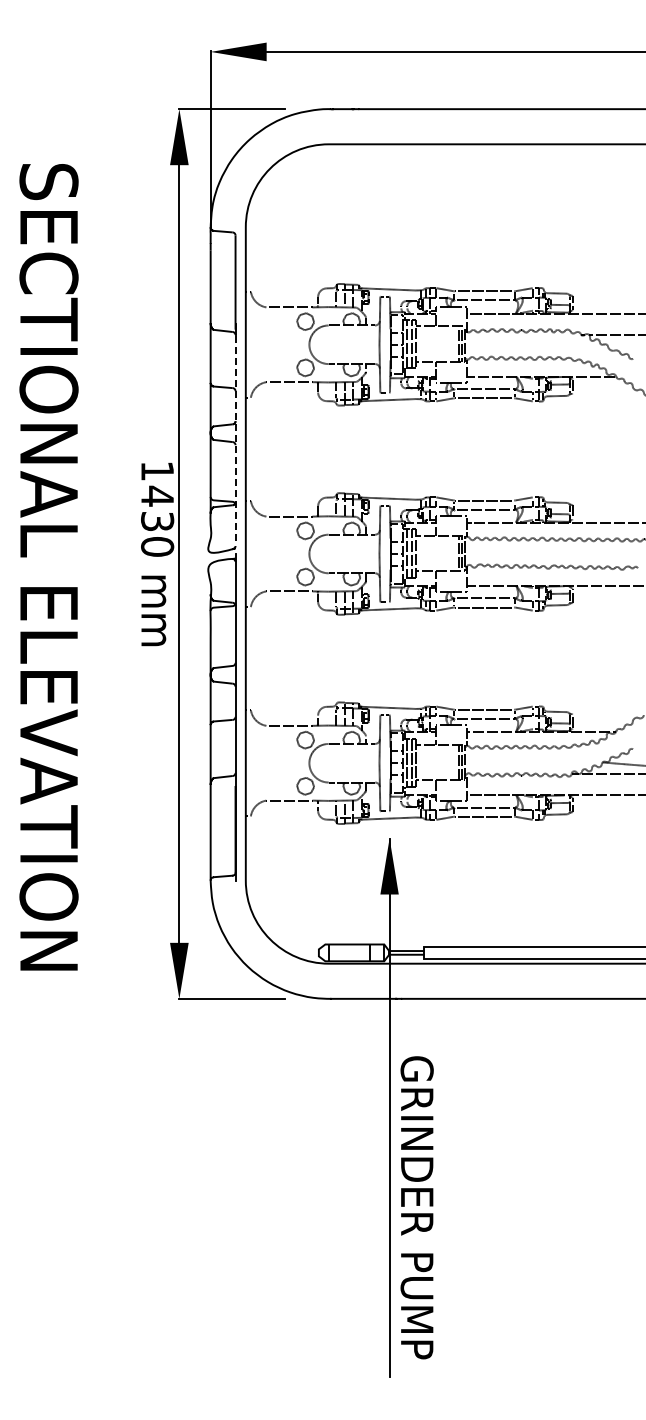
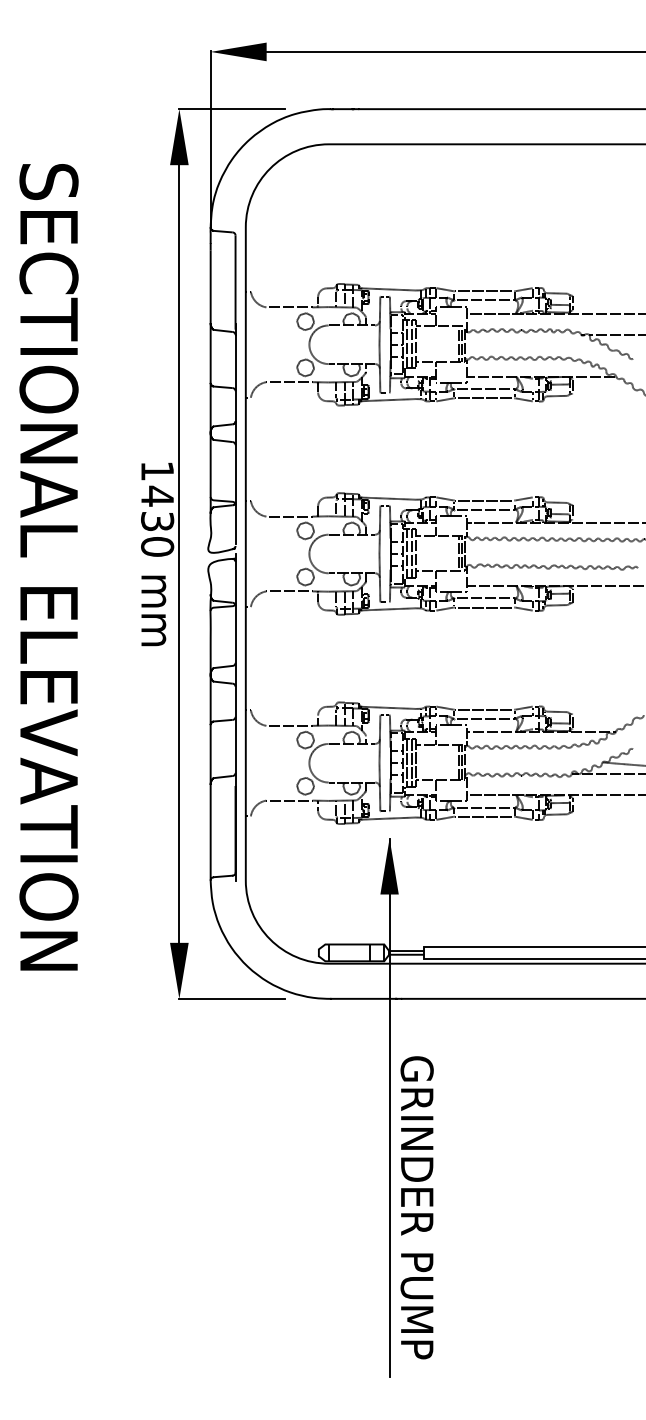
line: dashed -> solid (235, 440)
